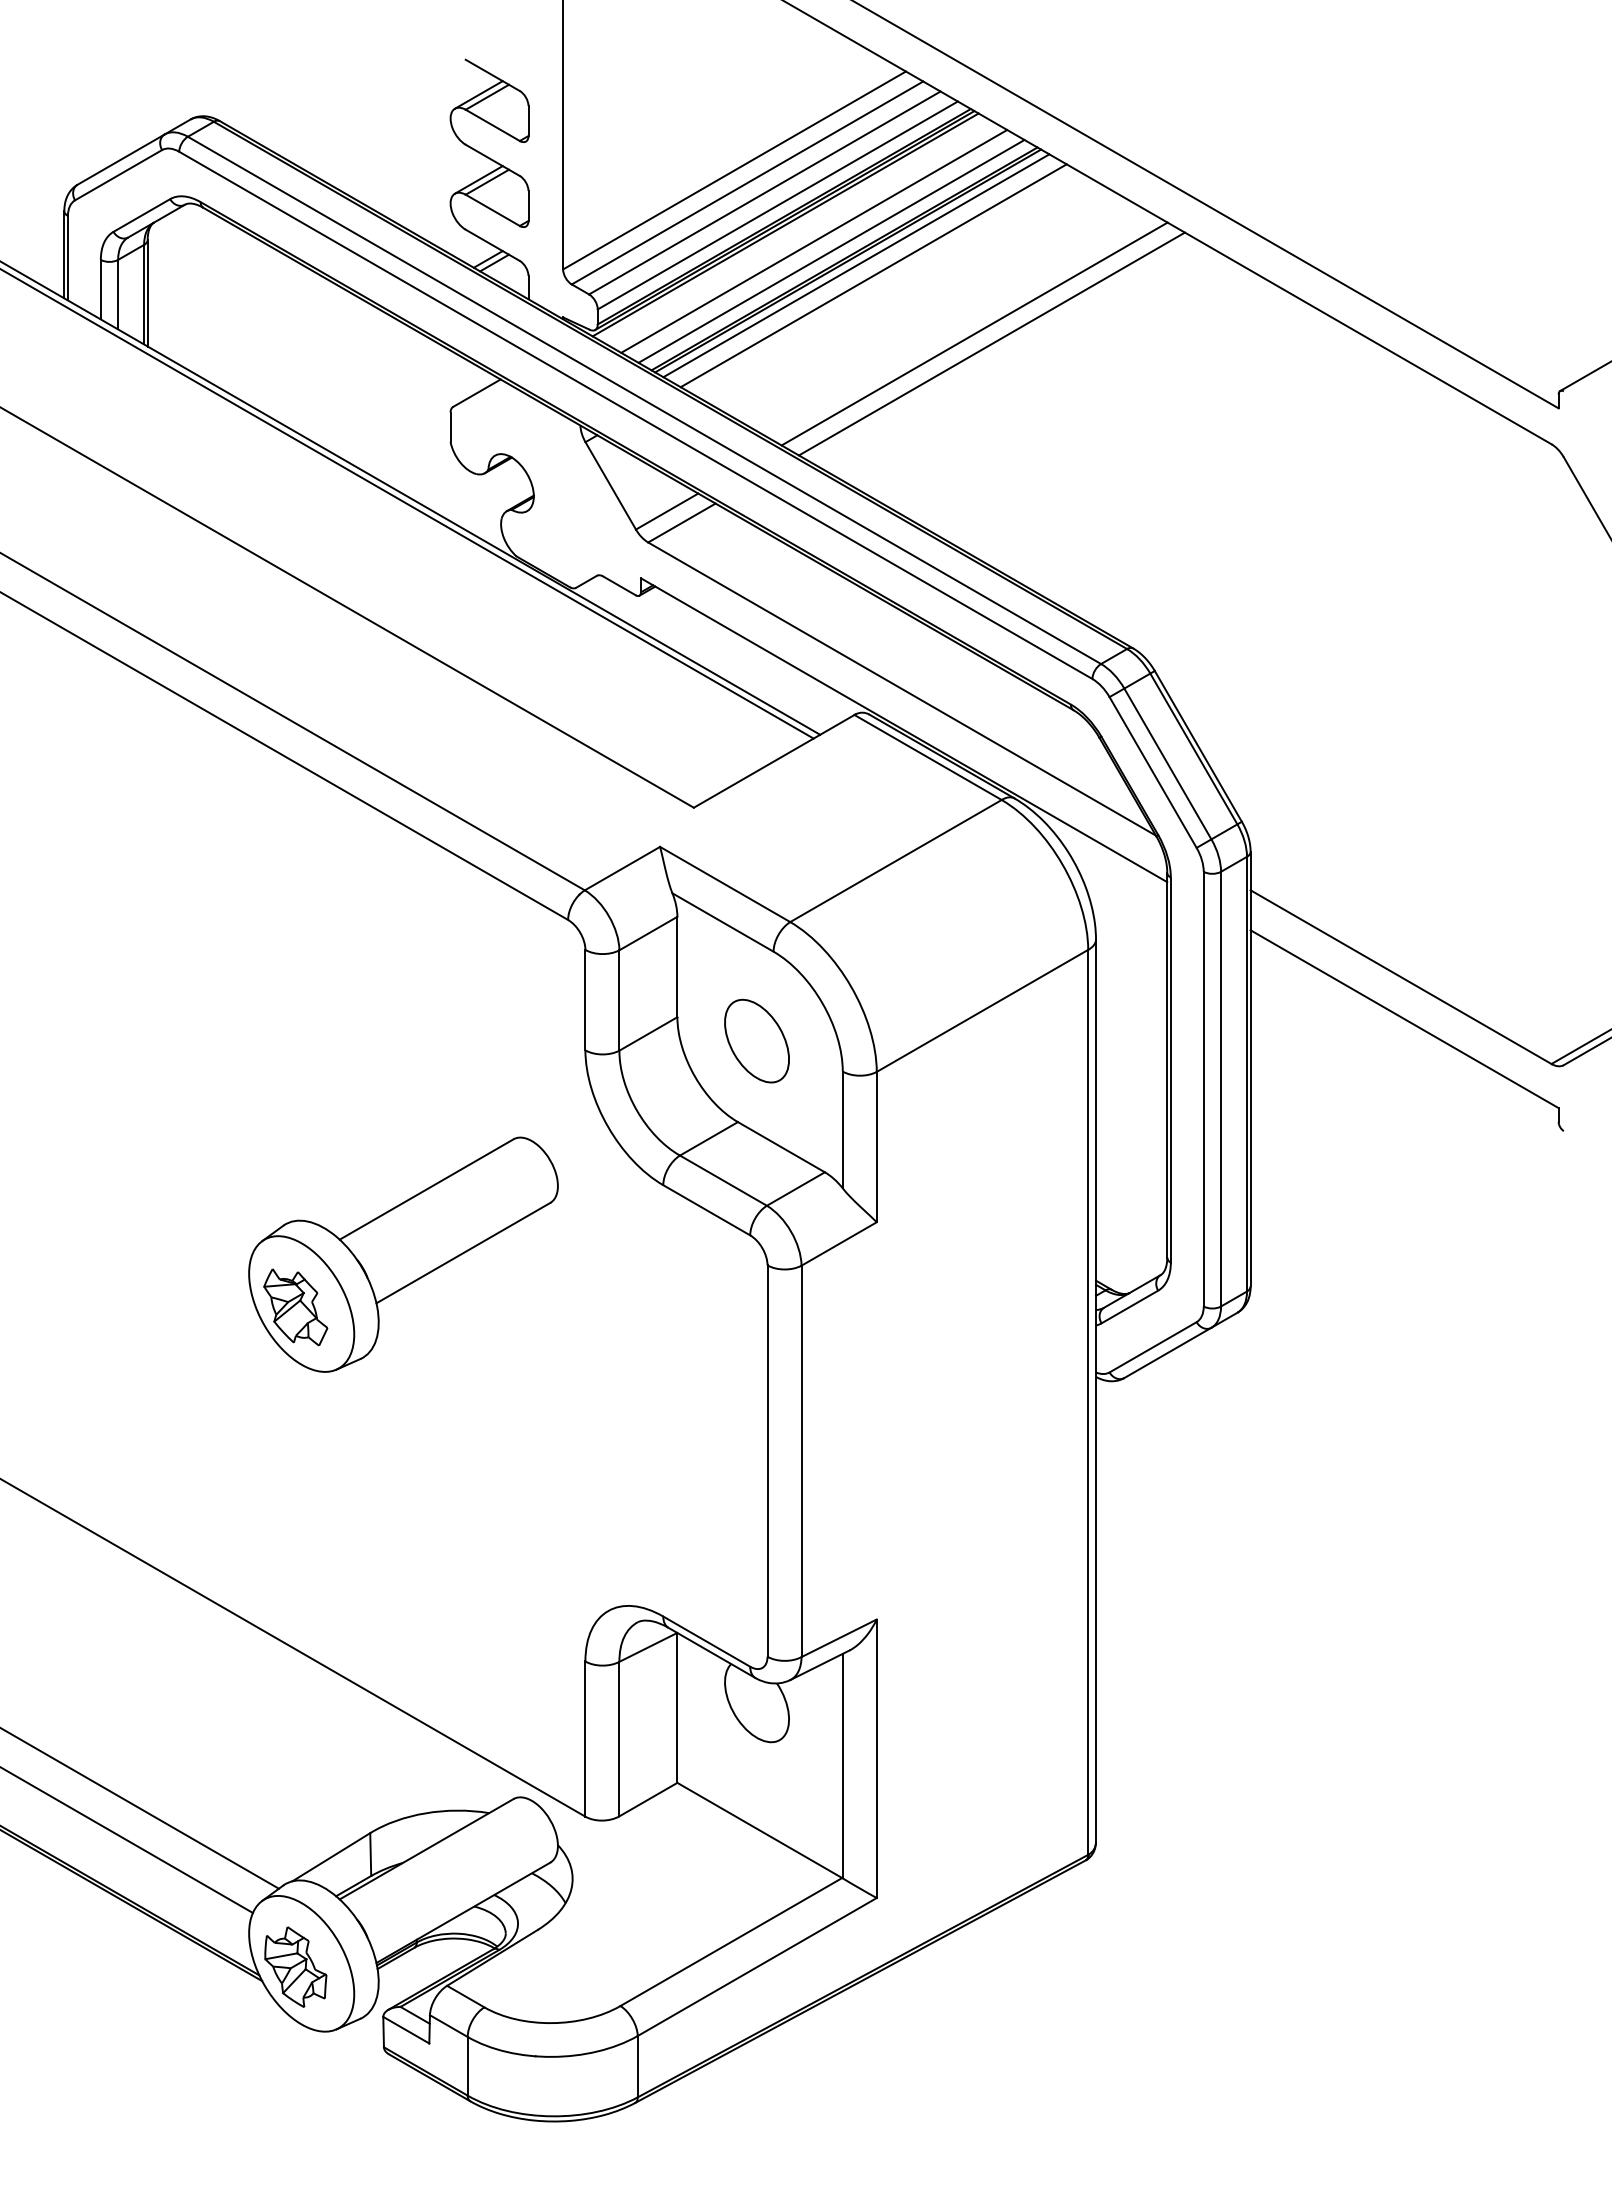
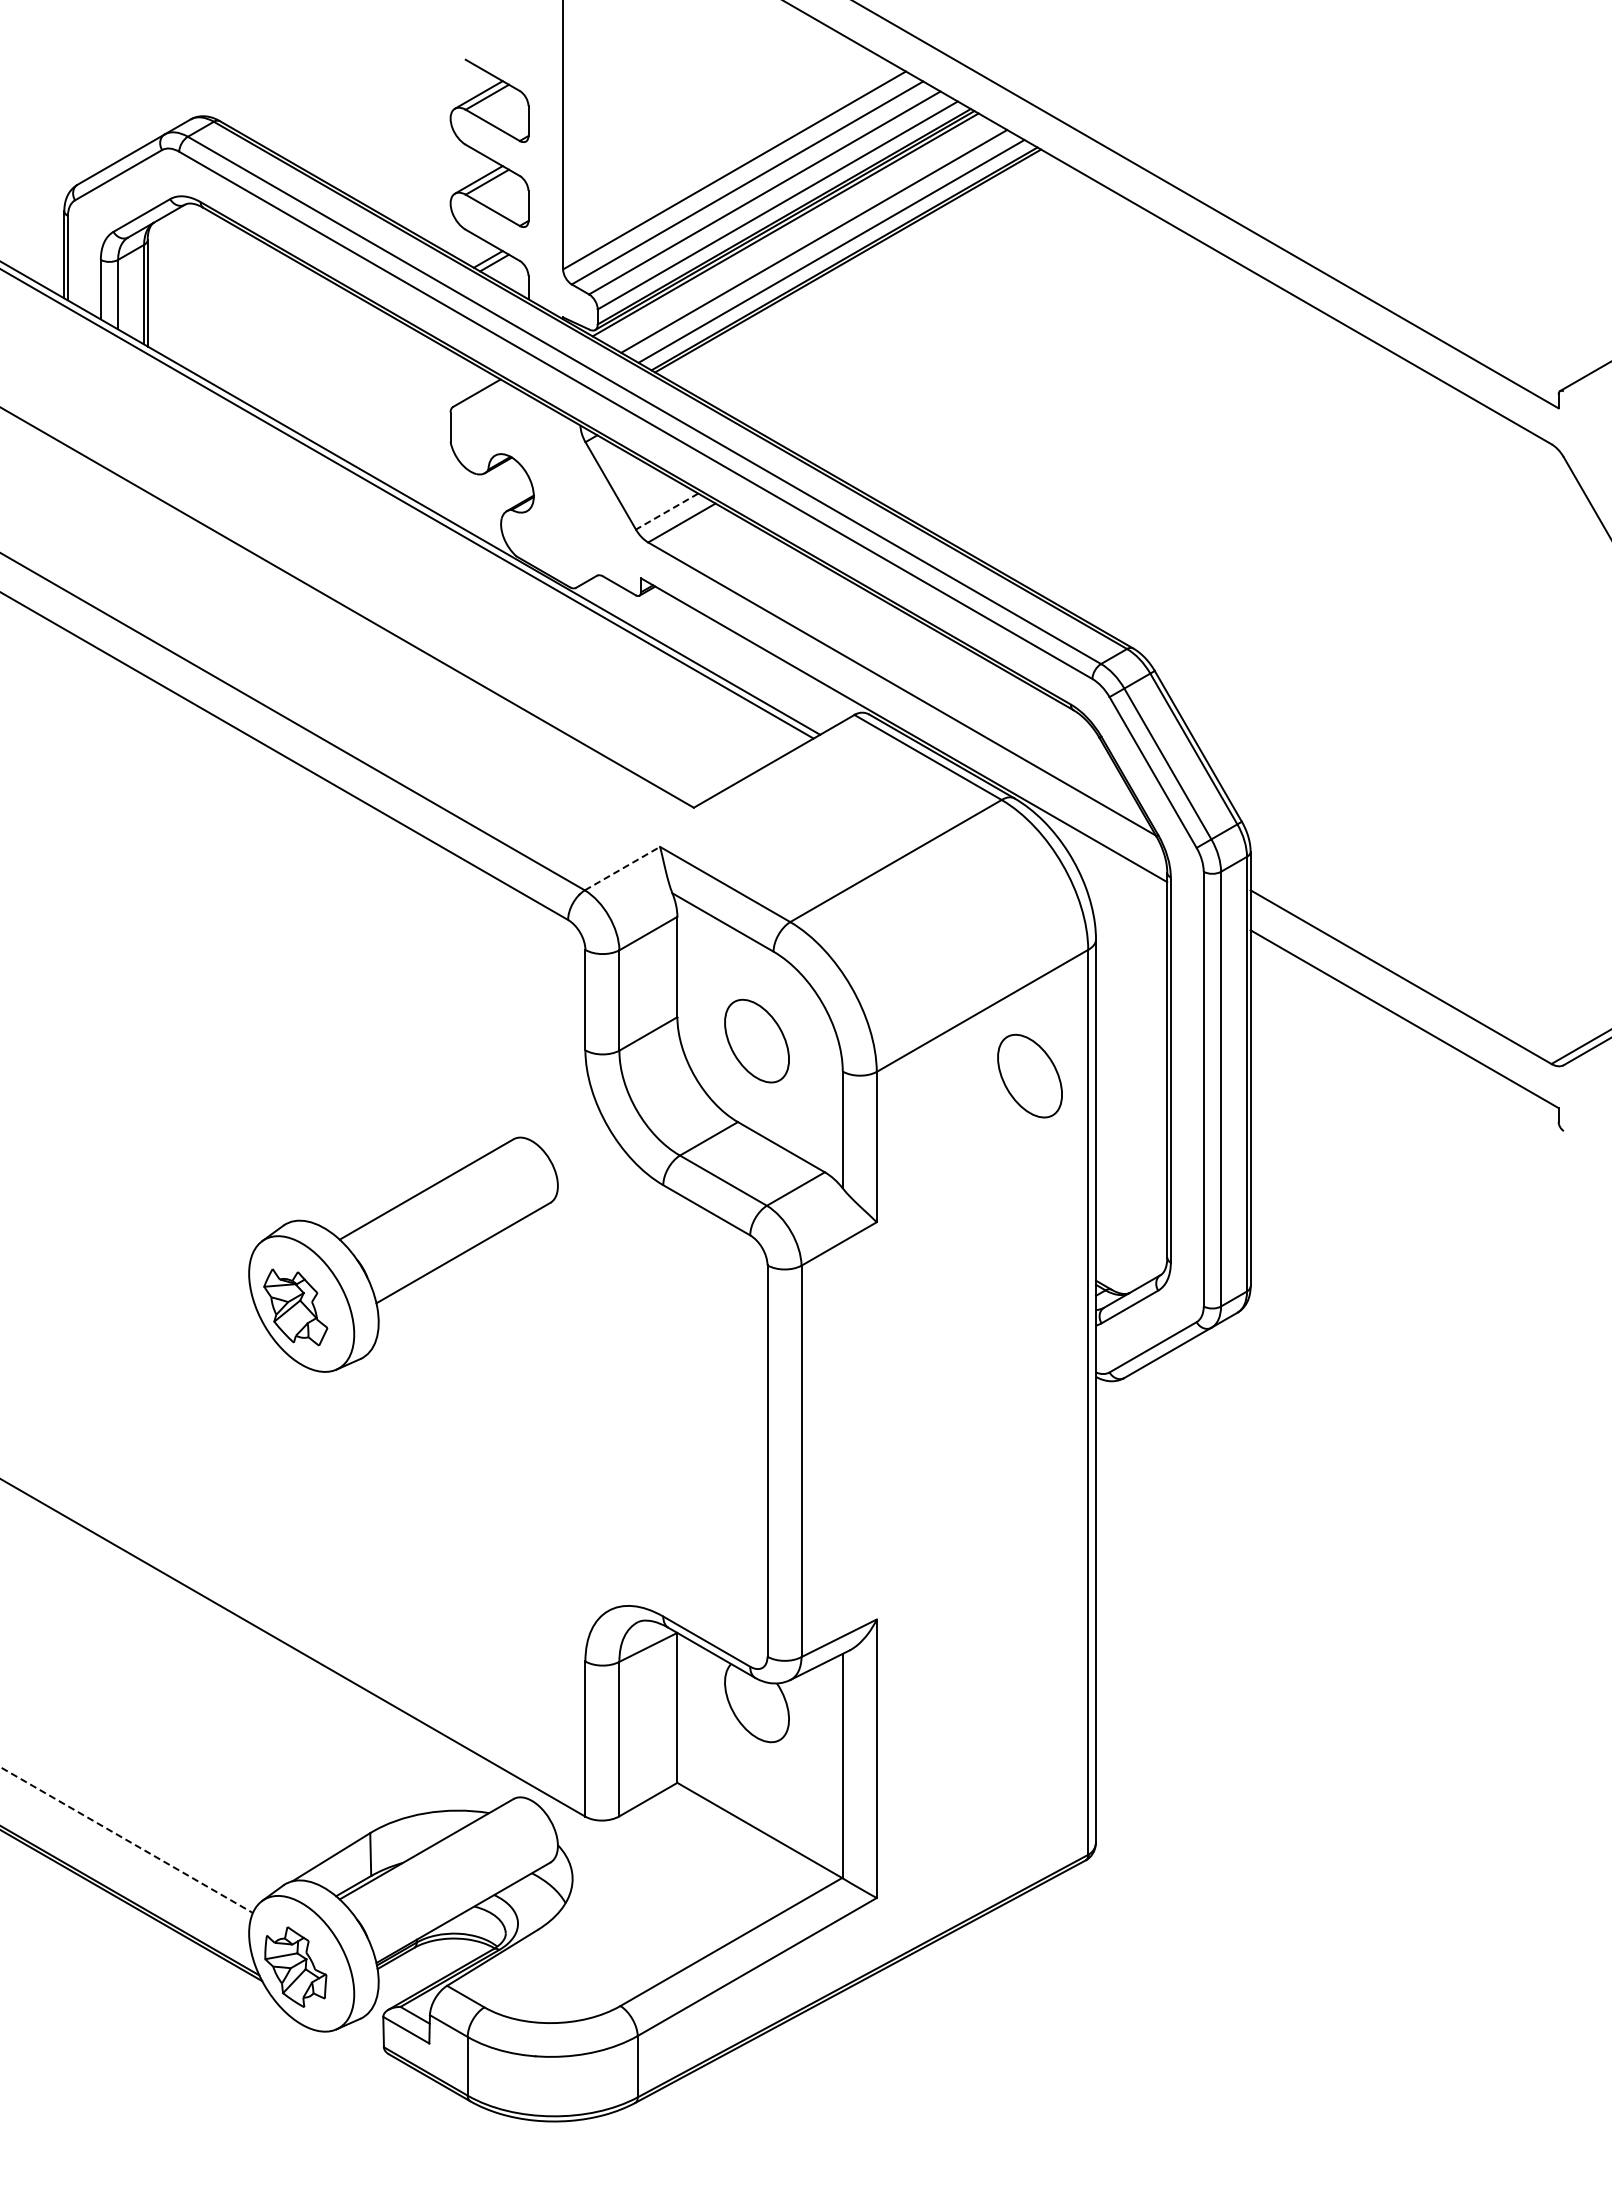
line: present -> none (856, 265)
line: present -> none (873, 275)
line: present -> none (974, 333)
line: present -> none (991, 343)
line: solid -> dashed (667, 511)
line: solid -> dashed (622, 868)
part: none -> present (1029, 1075)
line: present -> none (140, 1808)
line: solid -> dashed (126, 1840)
